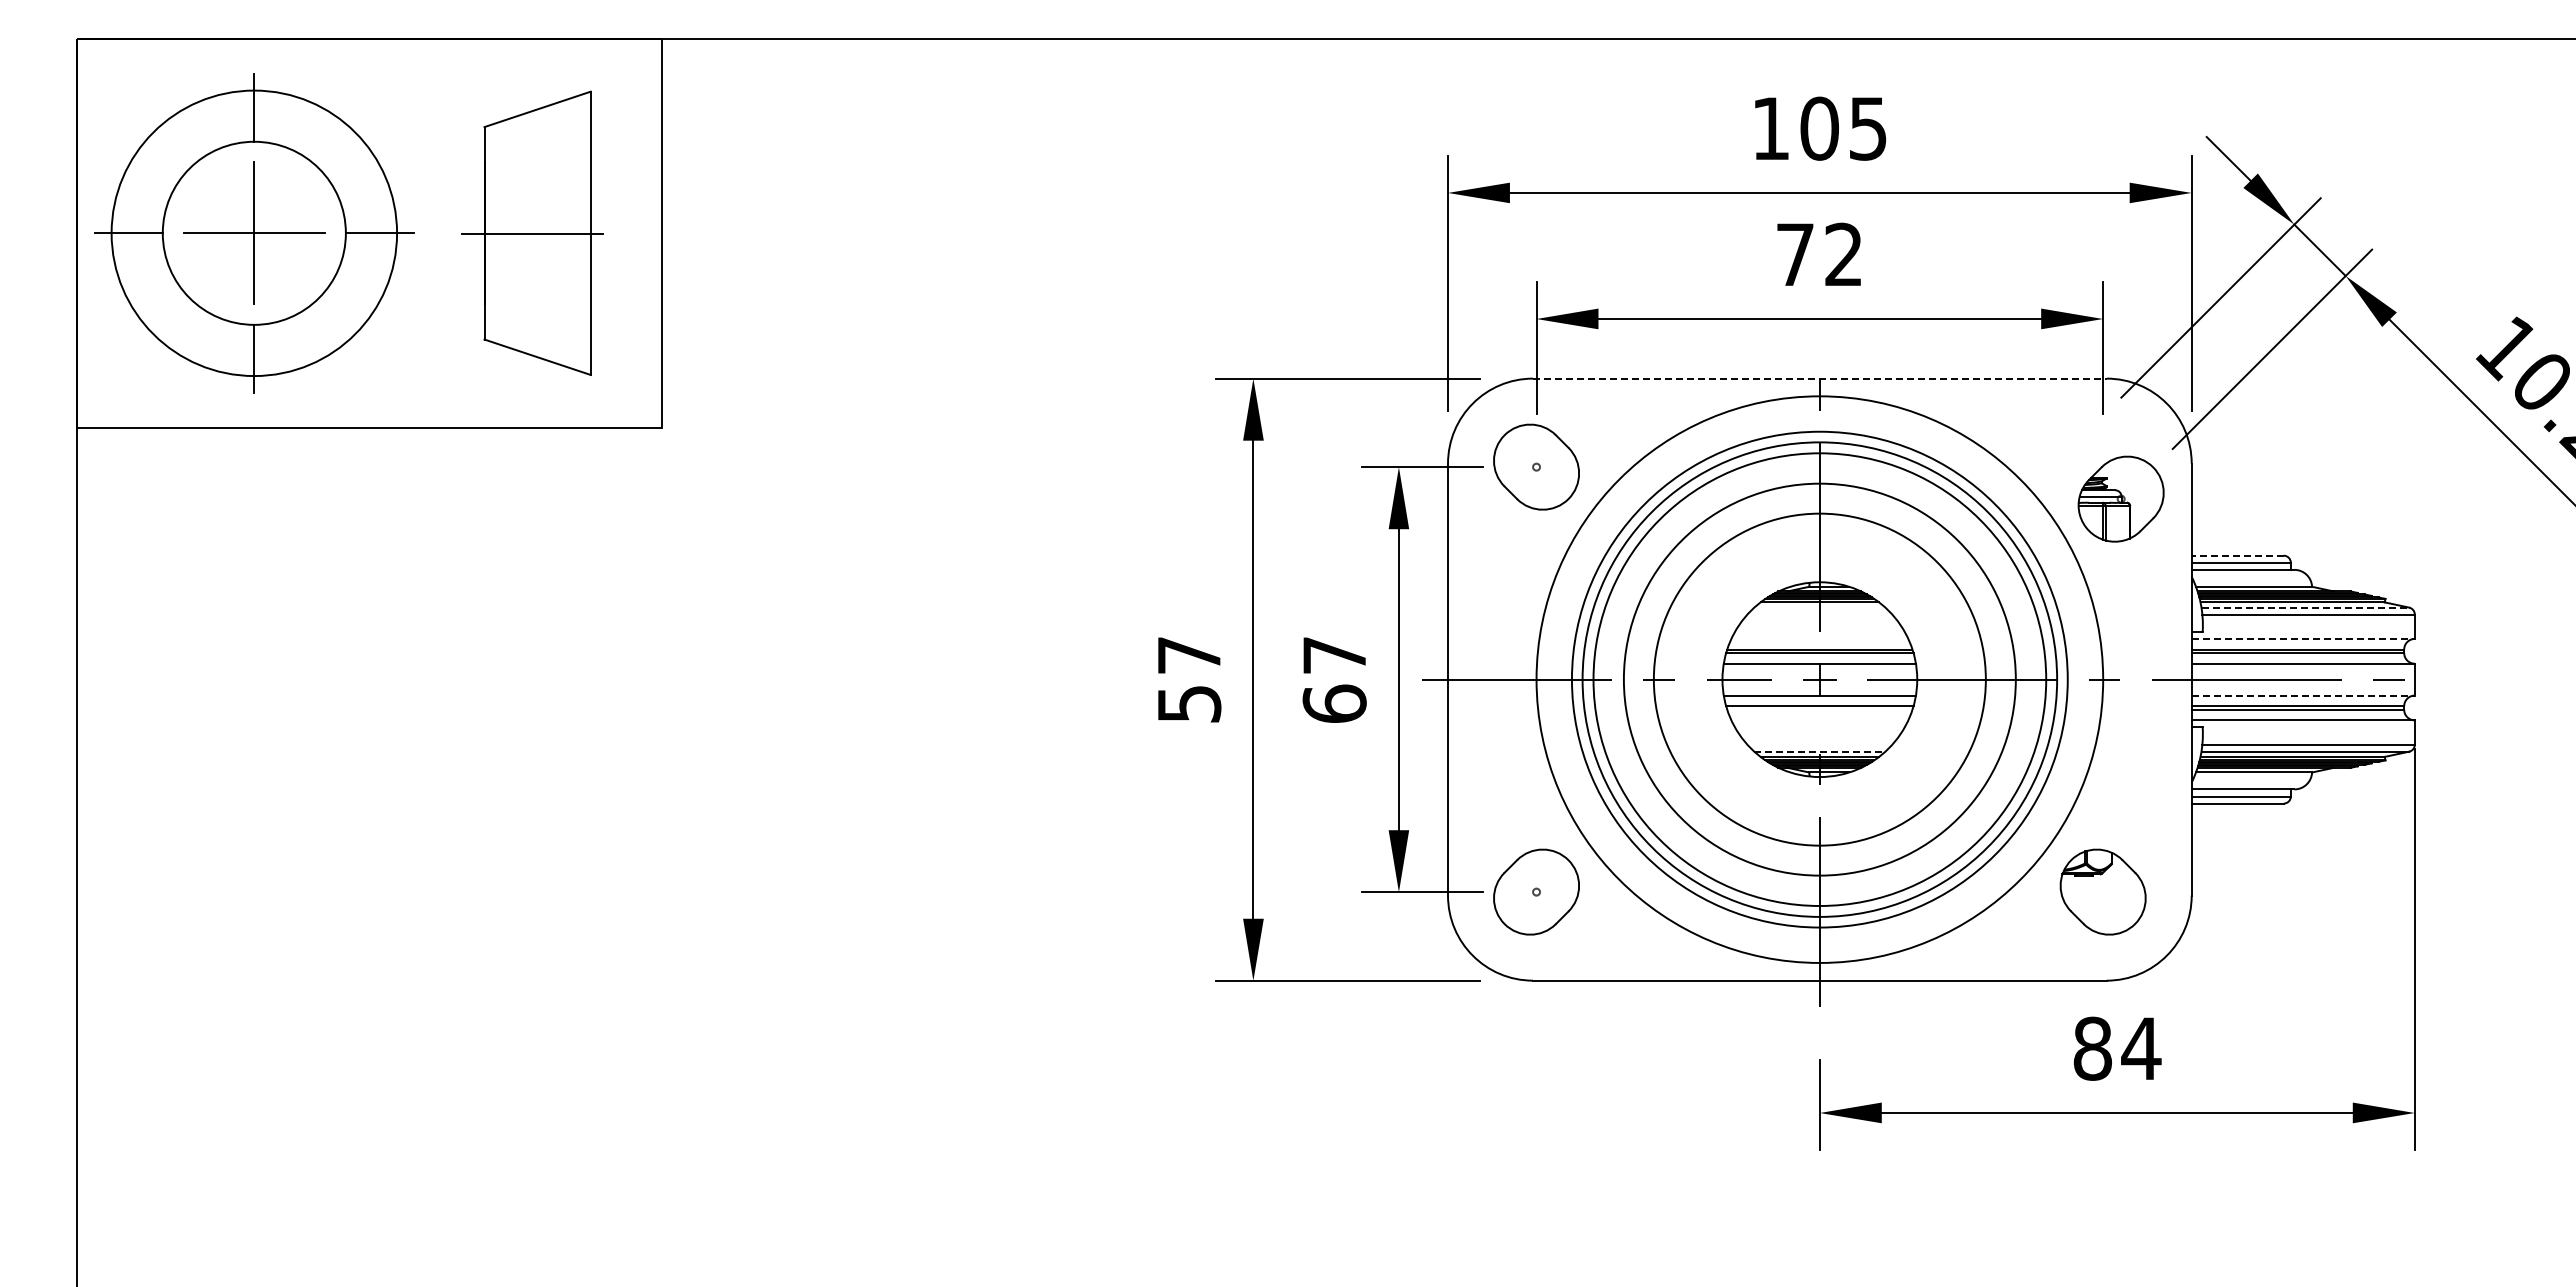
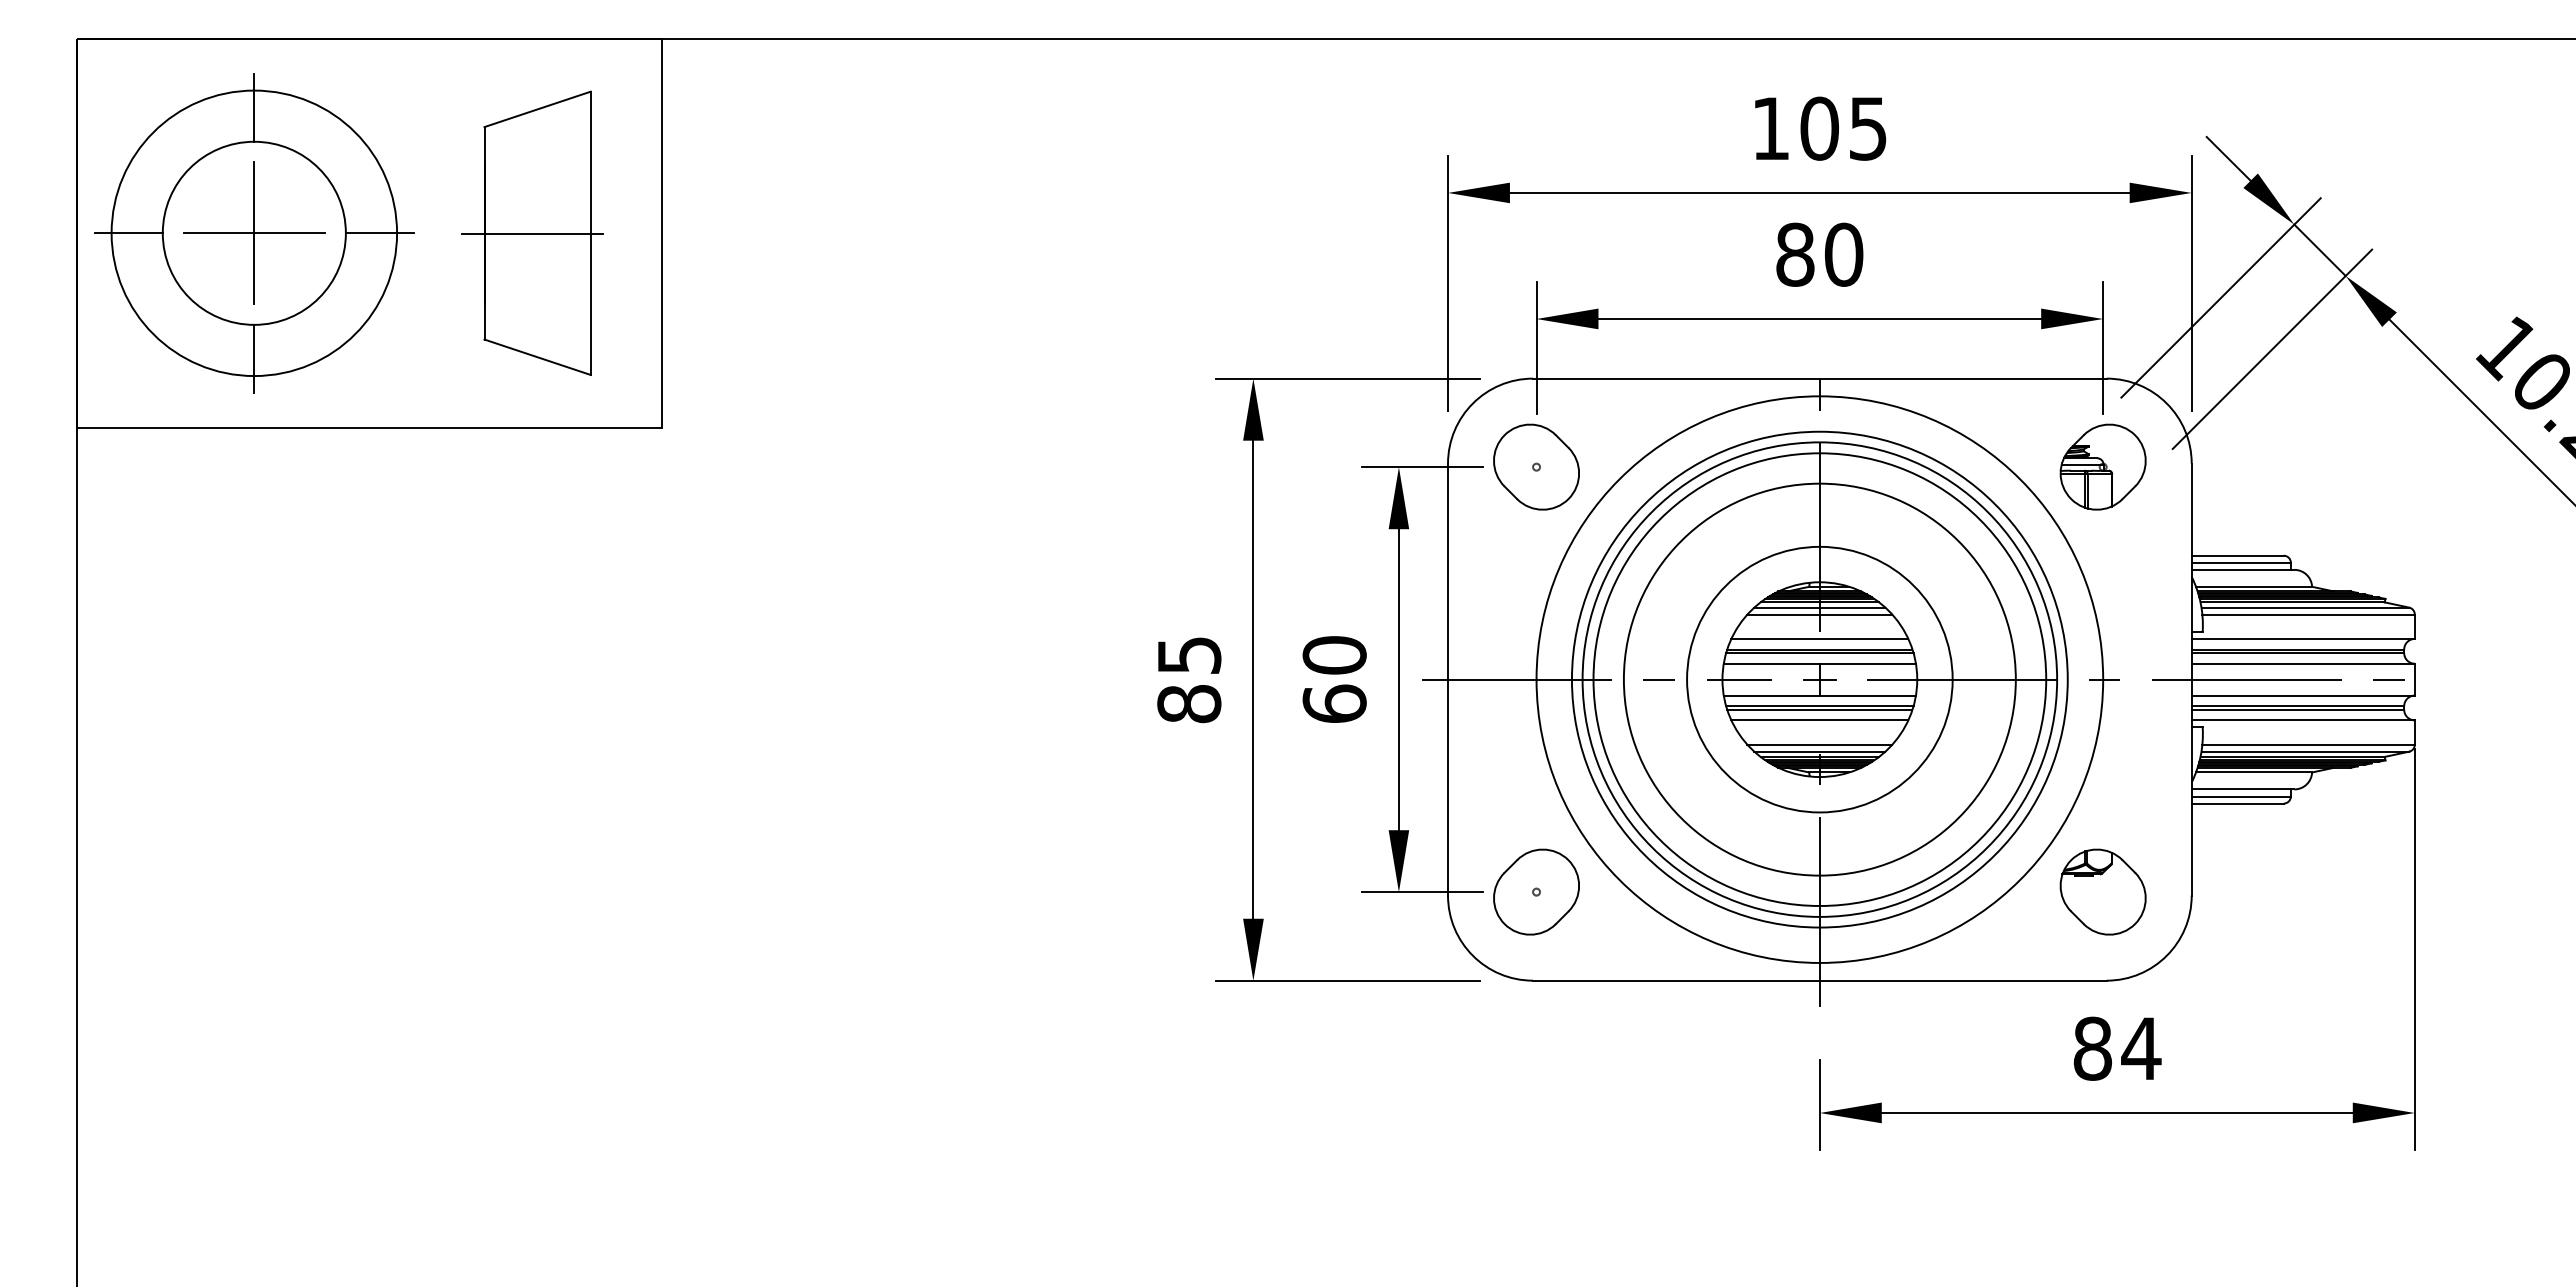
text: 72 -> 80 (1819, 254)
line: dashed -> solid (1819, 378)
part position: (2120, 498) -> (2102, 466) (2102, 466)
line: dashed -> solid (2237, 555)
line: none -> present (1819, 607)
line: dashed -> solid (2305, 607)
line: none -> present (1819, 614)
line: none -> present (1819, 638)
line: dashed -> solid (2303, 638)
text: 67 -> 60 (1334, 655)
circle diameter: 332 px -> 266 px (1819, 679)
text: 57 -> 85 (1189, 680)
line: dashed -> solid (2303, 695)
line: none -> present (1819, 709)
line: none -> present (1819, 720)
line: none -> present (1819, 744)
line: dashed -> solid (1819, 751)
